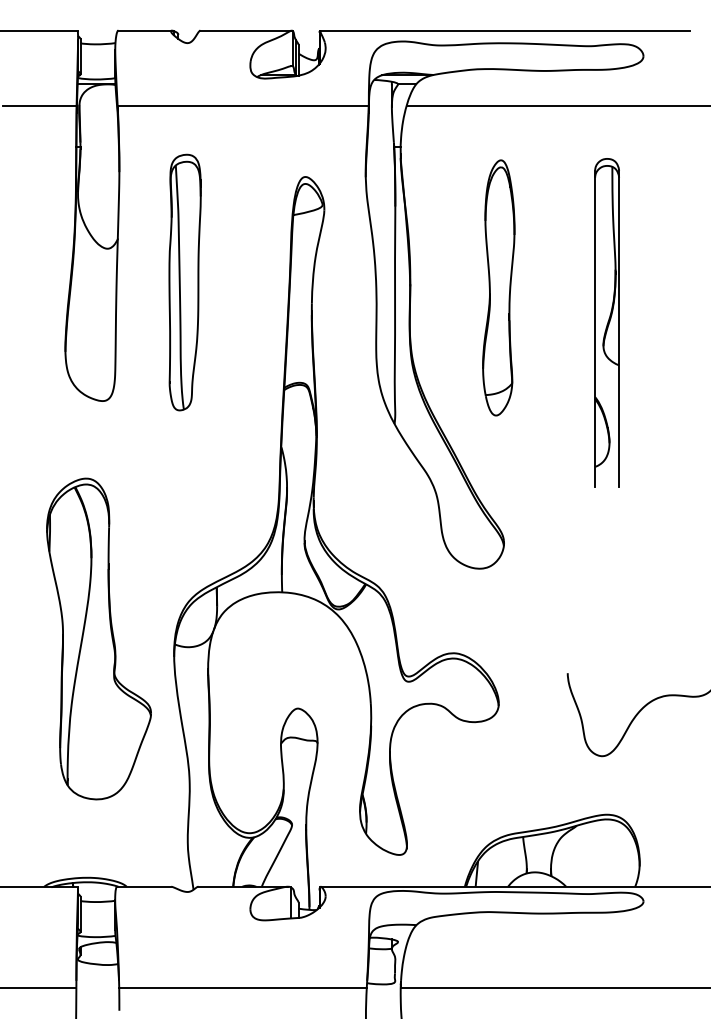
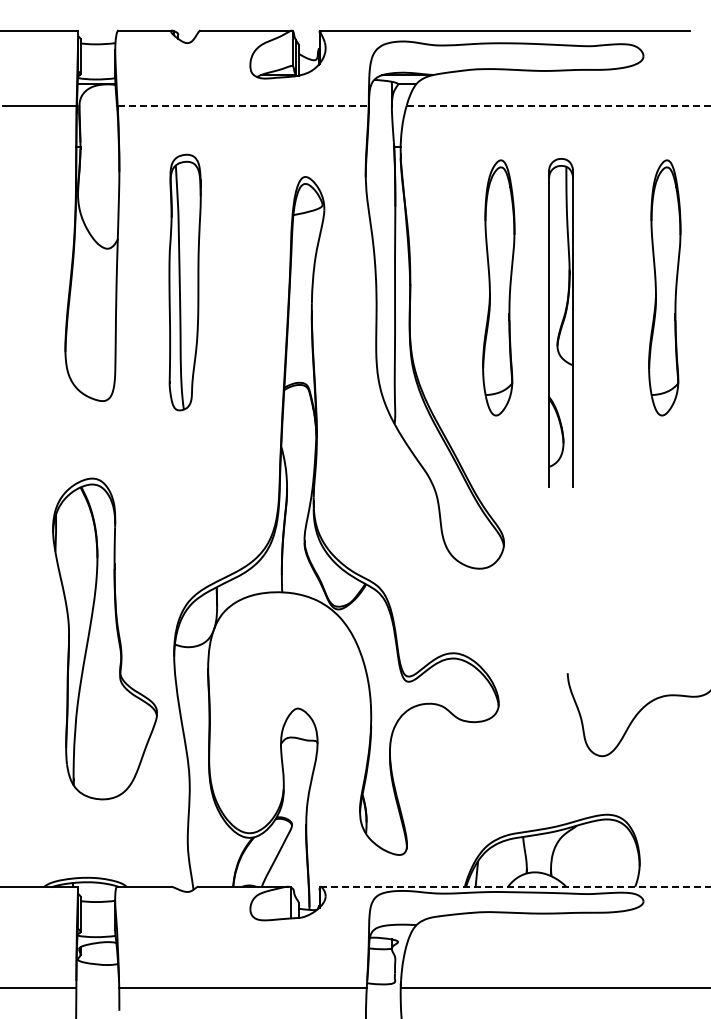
line: solid -> dashed (243, 105)
line: solid -> dashed (559, 105)
part: none -> present (664, 287)
part position: (606, 322) -> (560, 322) (560, 322)
part position: (98, 638) -> (104, 638) (104, 638)
line: solid -> dashed (515, 886)
